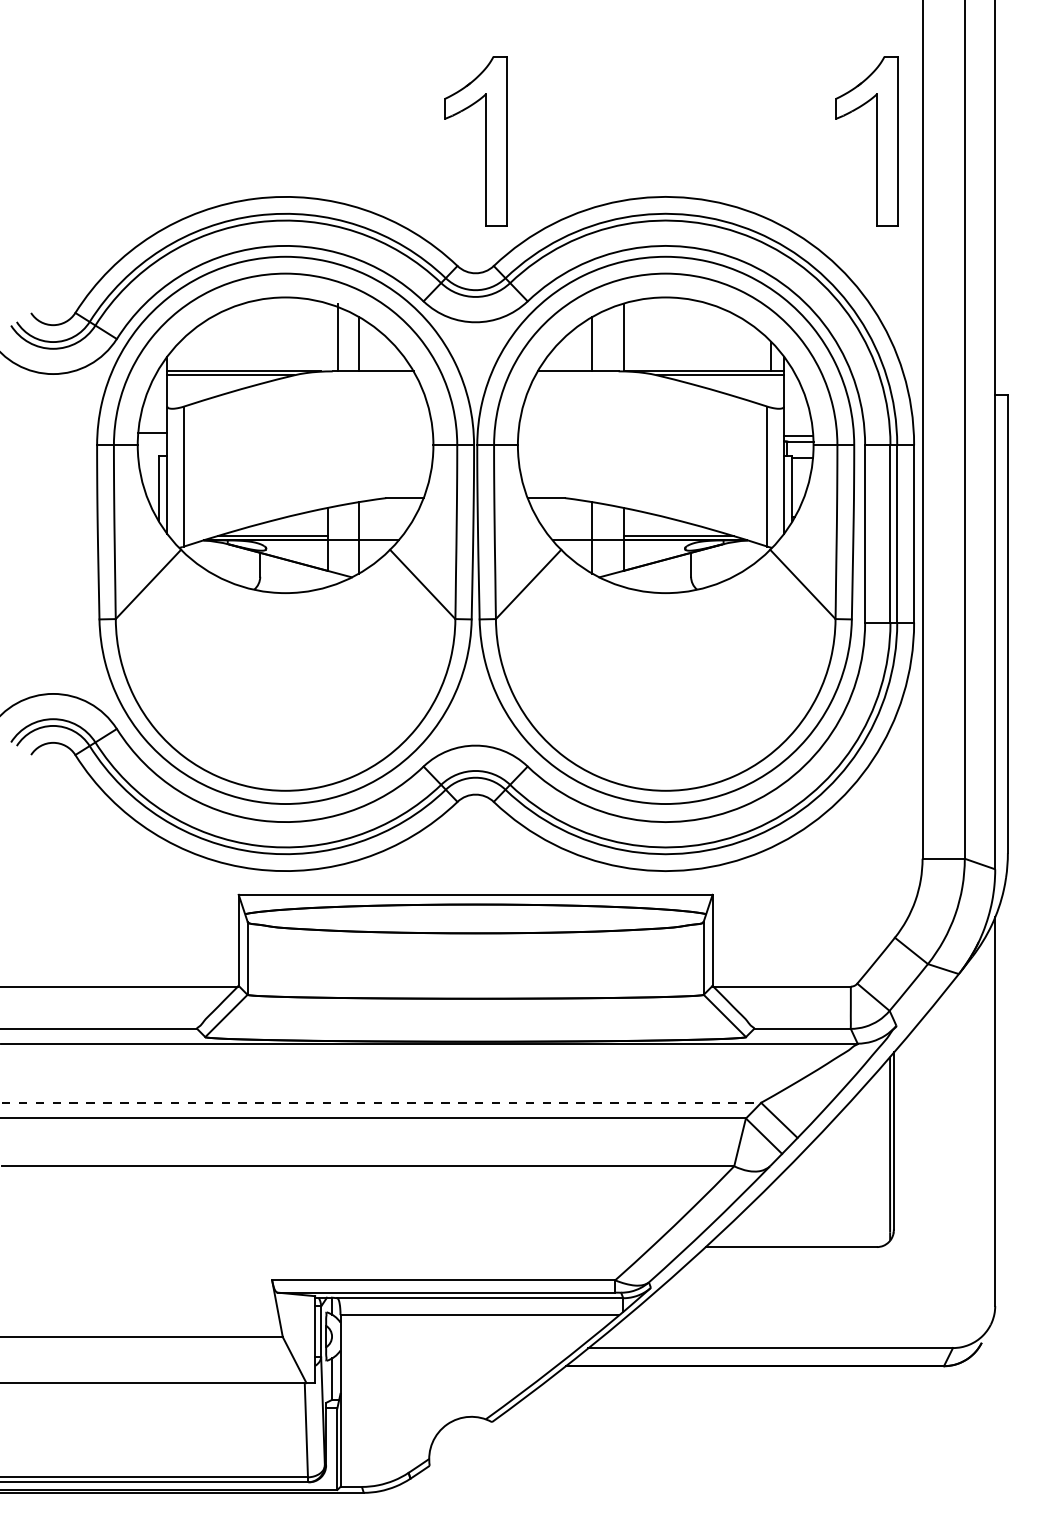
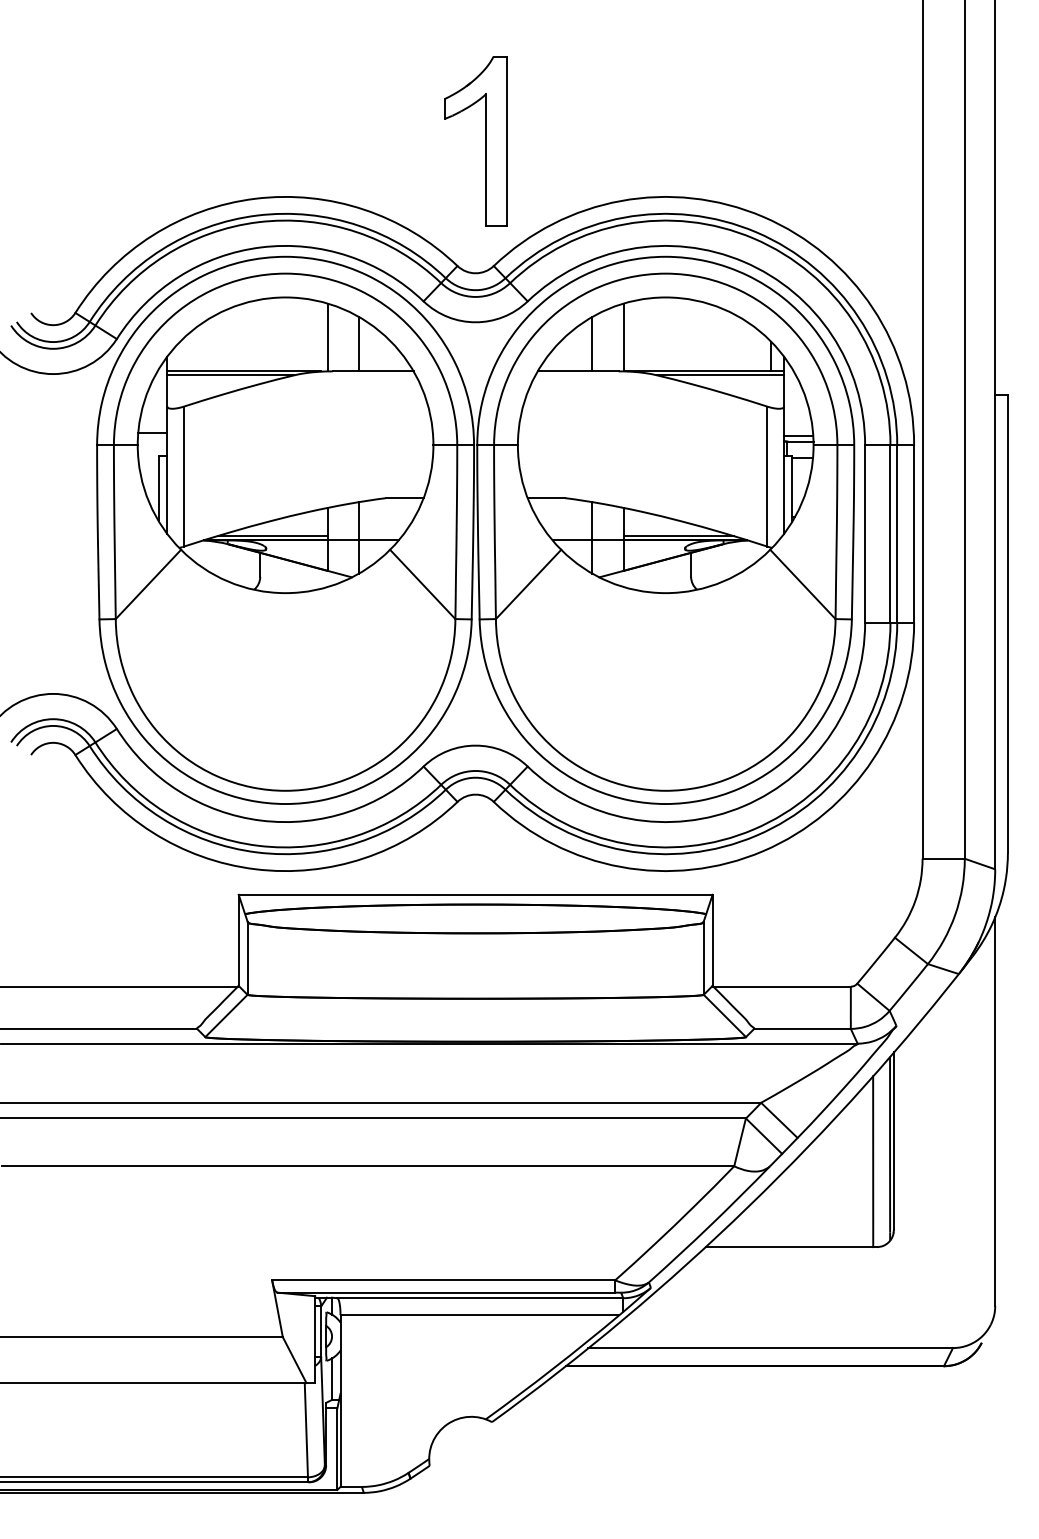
part: present -> none (876, 141)
line position: (337, 337) -> (327, 337) (327, 337)
line: dashed -> solid (380, 1102)
line: none -> present (873, 1161)
